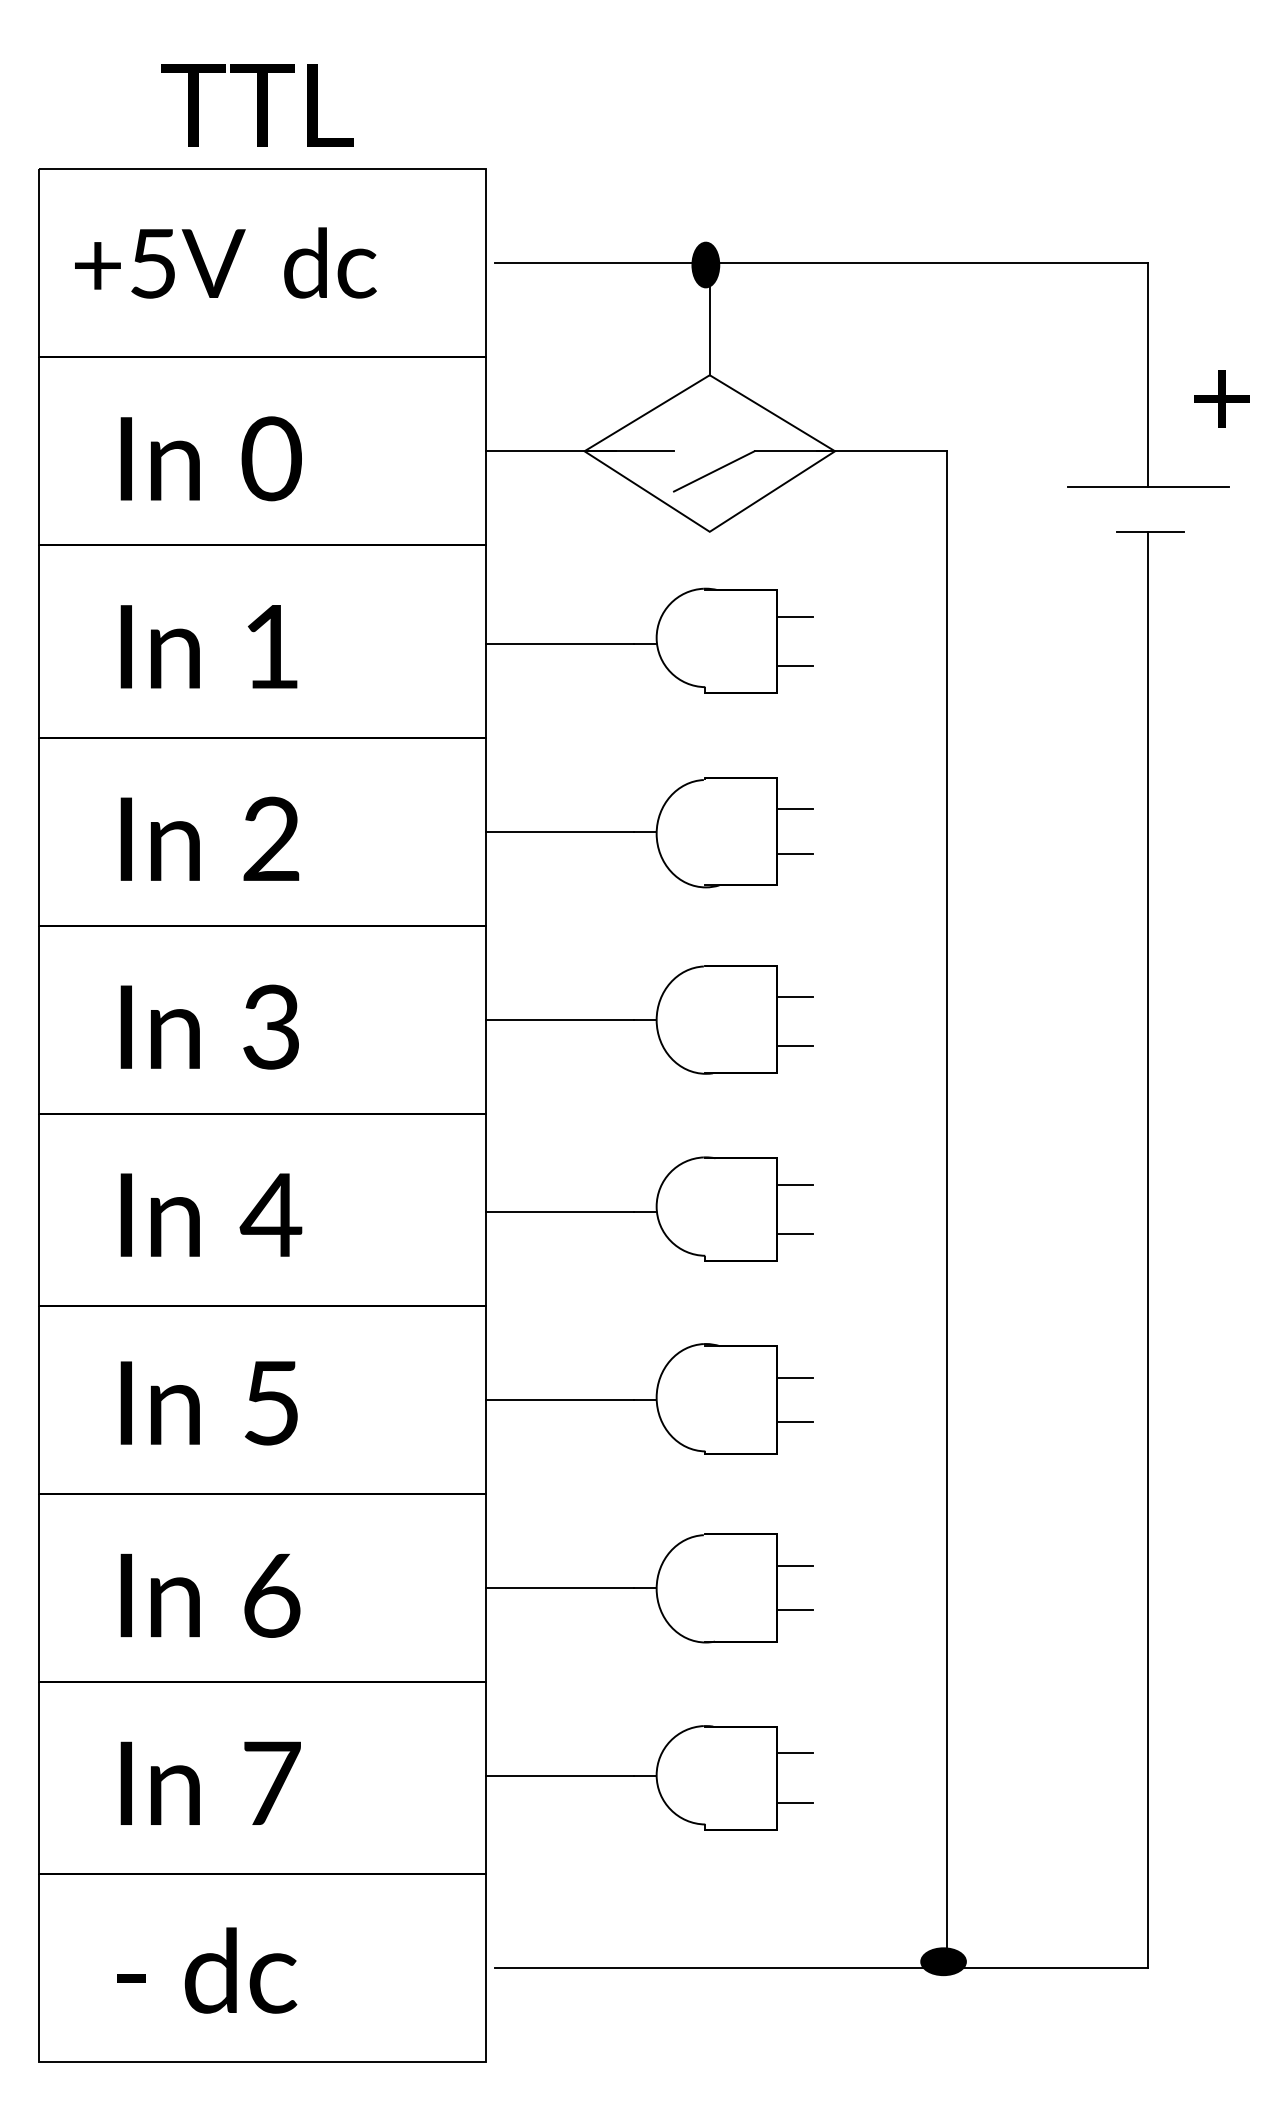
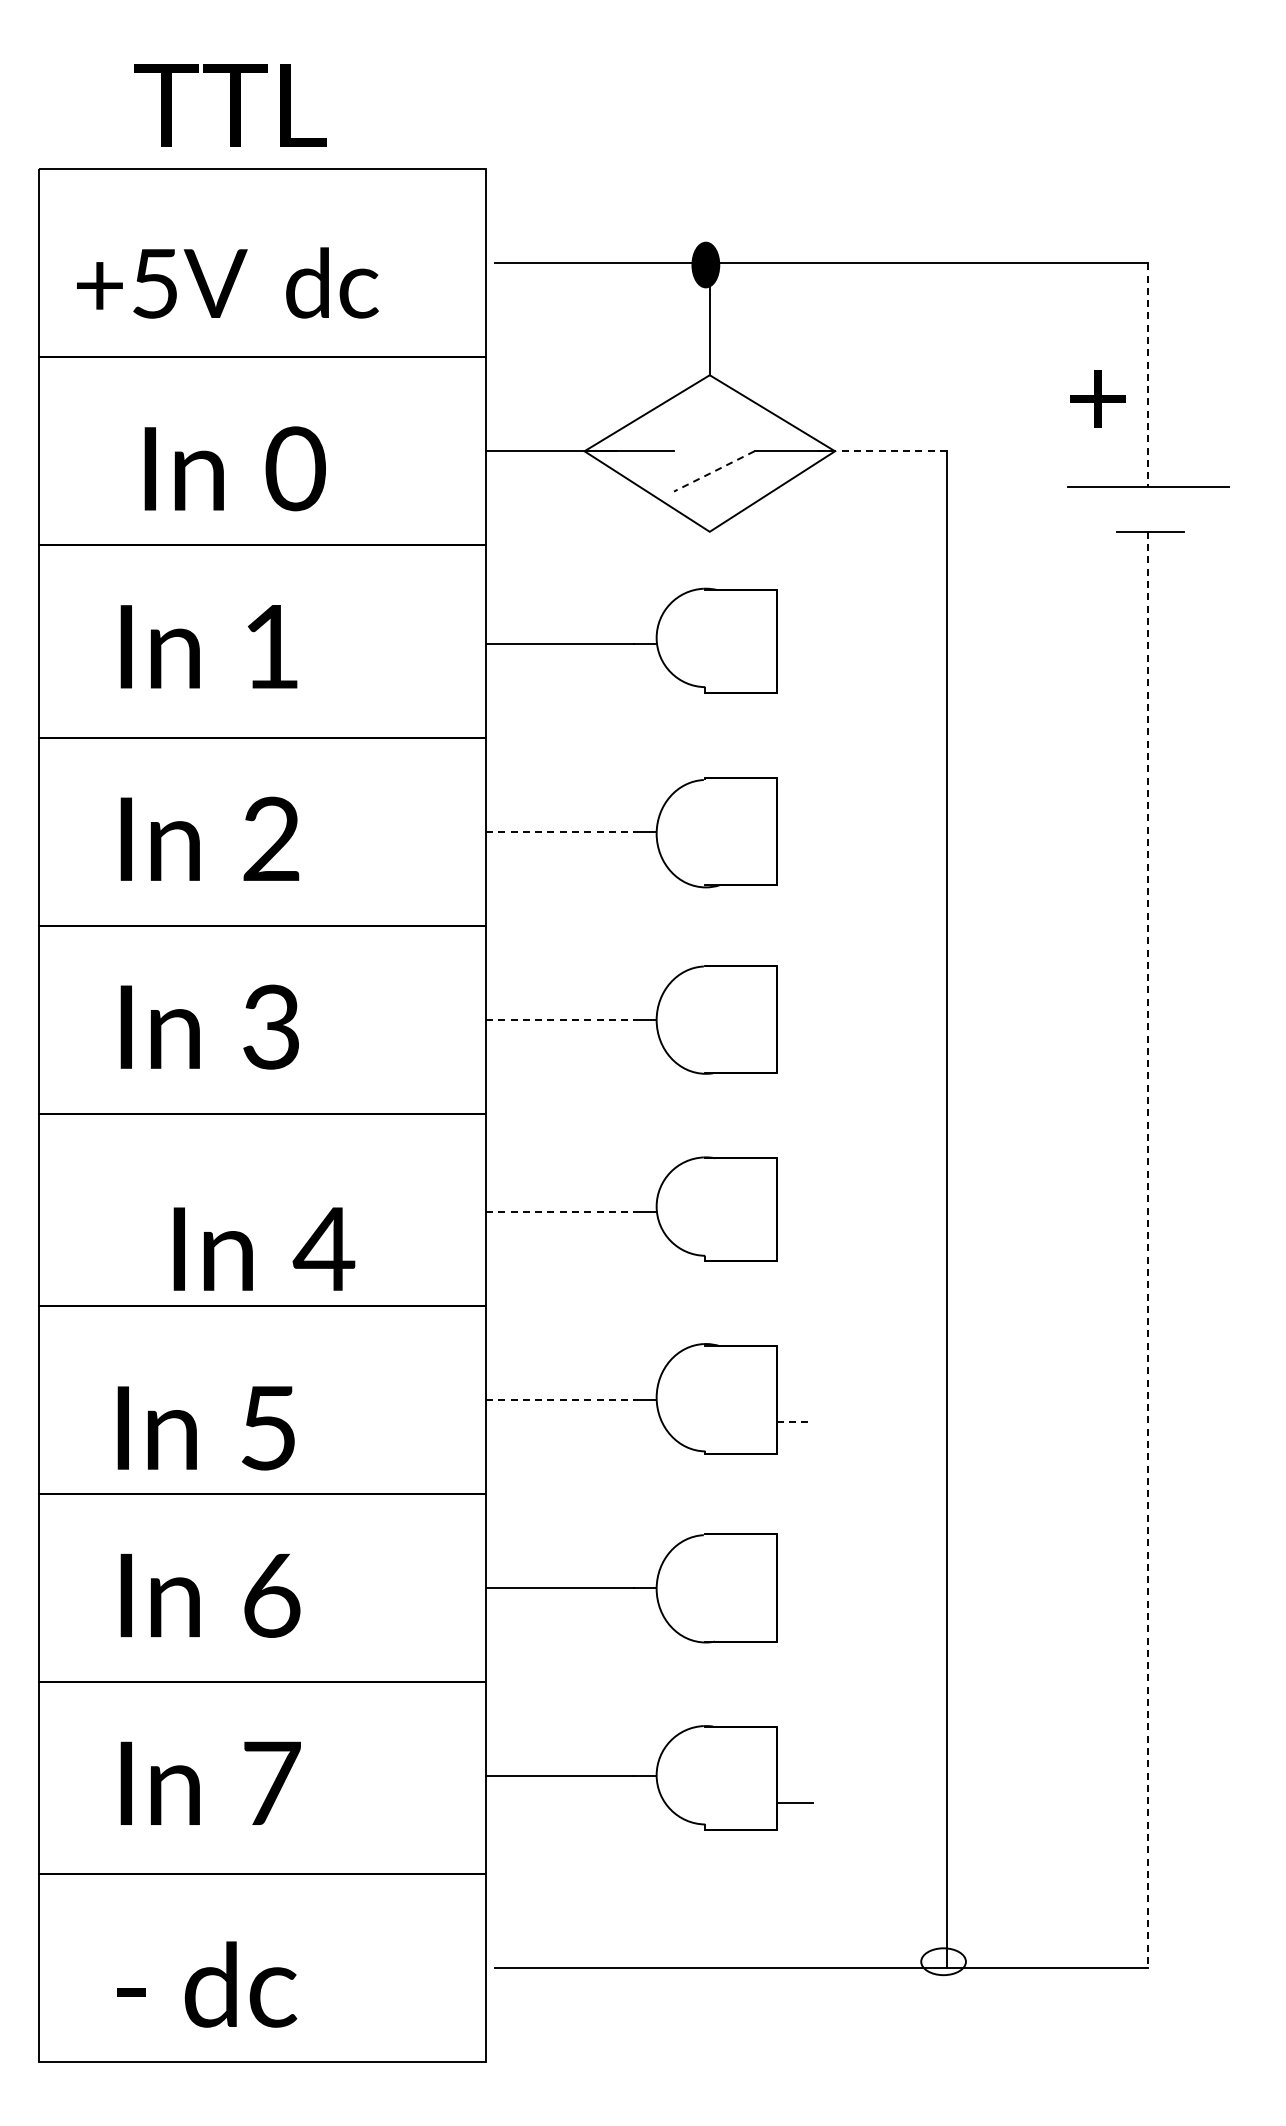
text position: (257, 105) -> (230, 105) (230, 105)
text position: (225, 262) -> (227, 282) (227, 282)
line: solid -> dashed (1148, 375)
text position: (1221, 398) -> (1097, 398) (1097, 398)
line: solid -> dashed (882, 451)
text position: (210, 458) -> (234, 468) (234, 468)
line: solid -> dashed (713, 471)
line: present -> none (794, 616)
line: present -> none (794, 666)
line: present -> none (794, 809)
line: solid -> dashed (559, 831)
line: present -> none (794, 854)
line: present -> none (794, 997)
line: solid -> dashed (559, 1019)
line: present -> none (794, 1046)
line: present -> none (794, 1185)
line: solid -> dashed (559, 1212)
text position: (211, 1214) -> (264, 1248) (264, 1248)
line: present -> none (794, 1234)
line: solid -> dashed (1148, 1250)
line: present -> none (794, 1377)
line: solid -> dashed (559, 1399)
text position: (208, 1403) -> (205, 1428) (205, 1428)
line: solid -> dashed (794, 1422)
line: present -> none (794, 1565)
line: present -> none (794, 1610)
line: present -> none (794, 1753)
fill: present -> none (943, 1961)
text position: (207, 1970) -> (207, 1984) (207, 1984)
